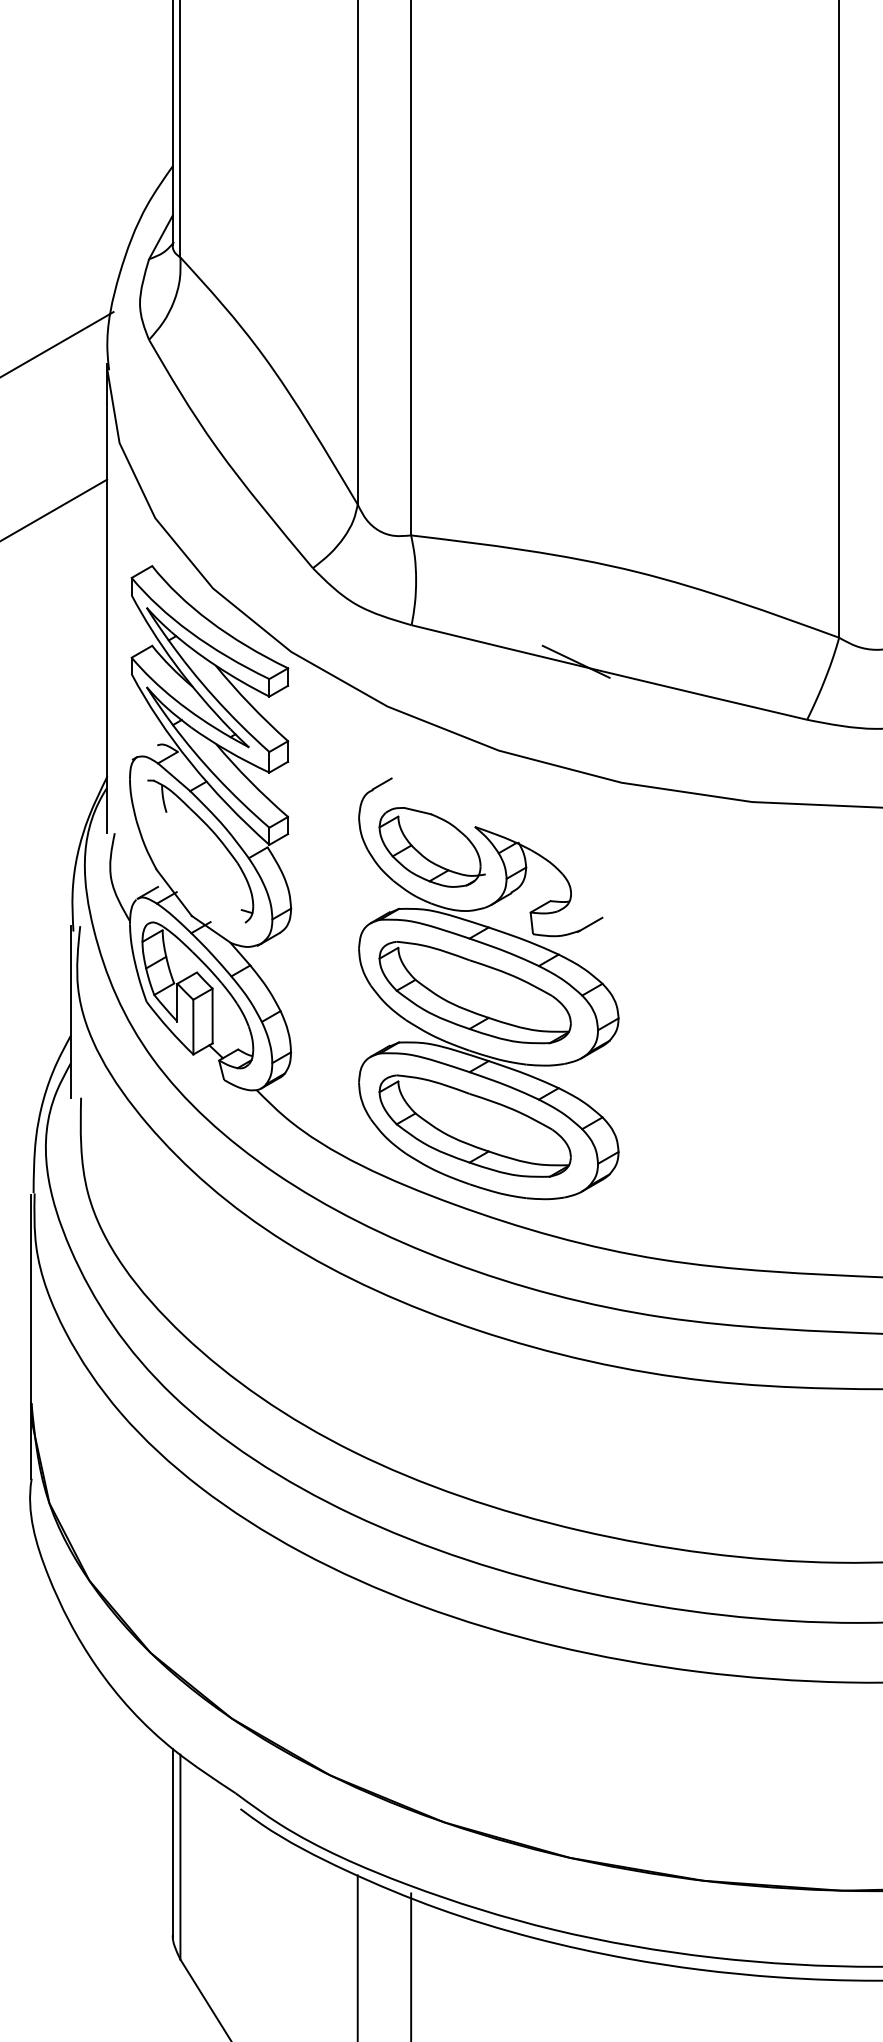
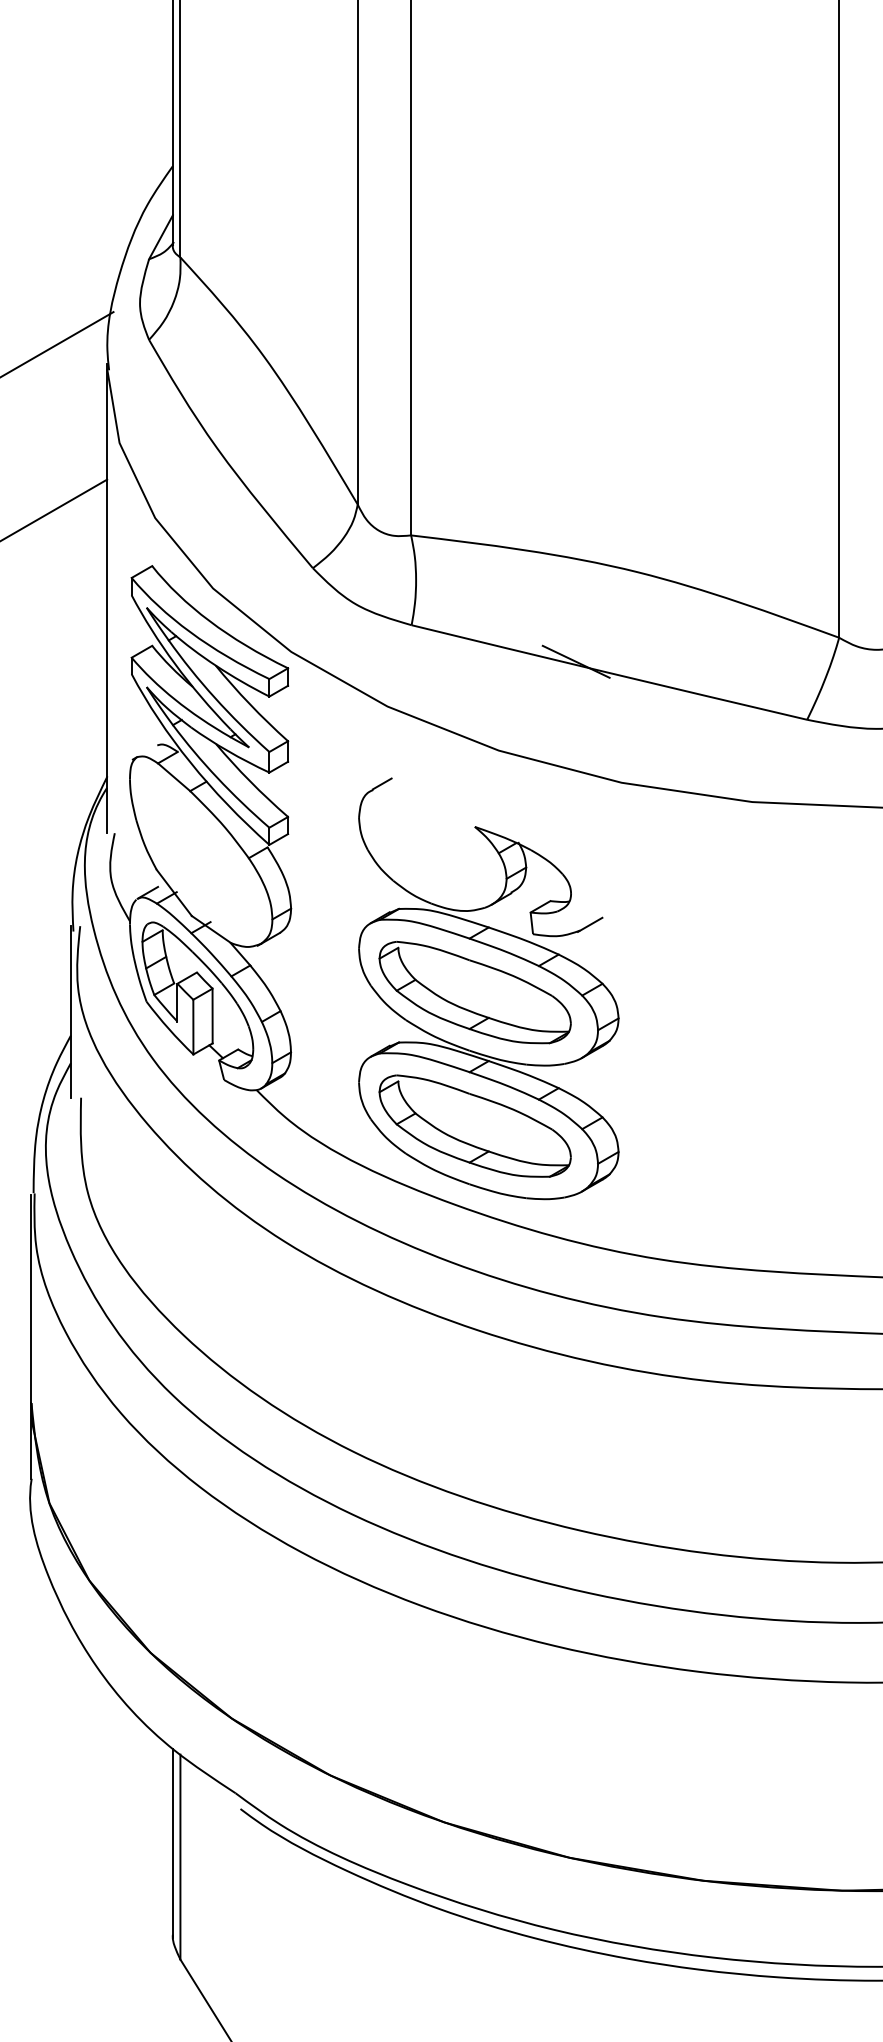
part: present -> none (215, 836)
part: present -> none (431, 847)
line: present -> none (357, 1956)
line: present -> none (411, 1965)
